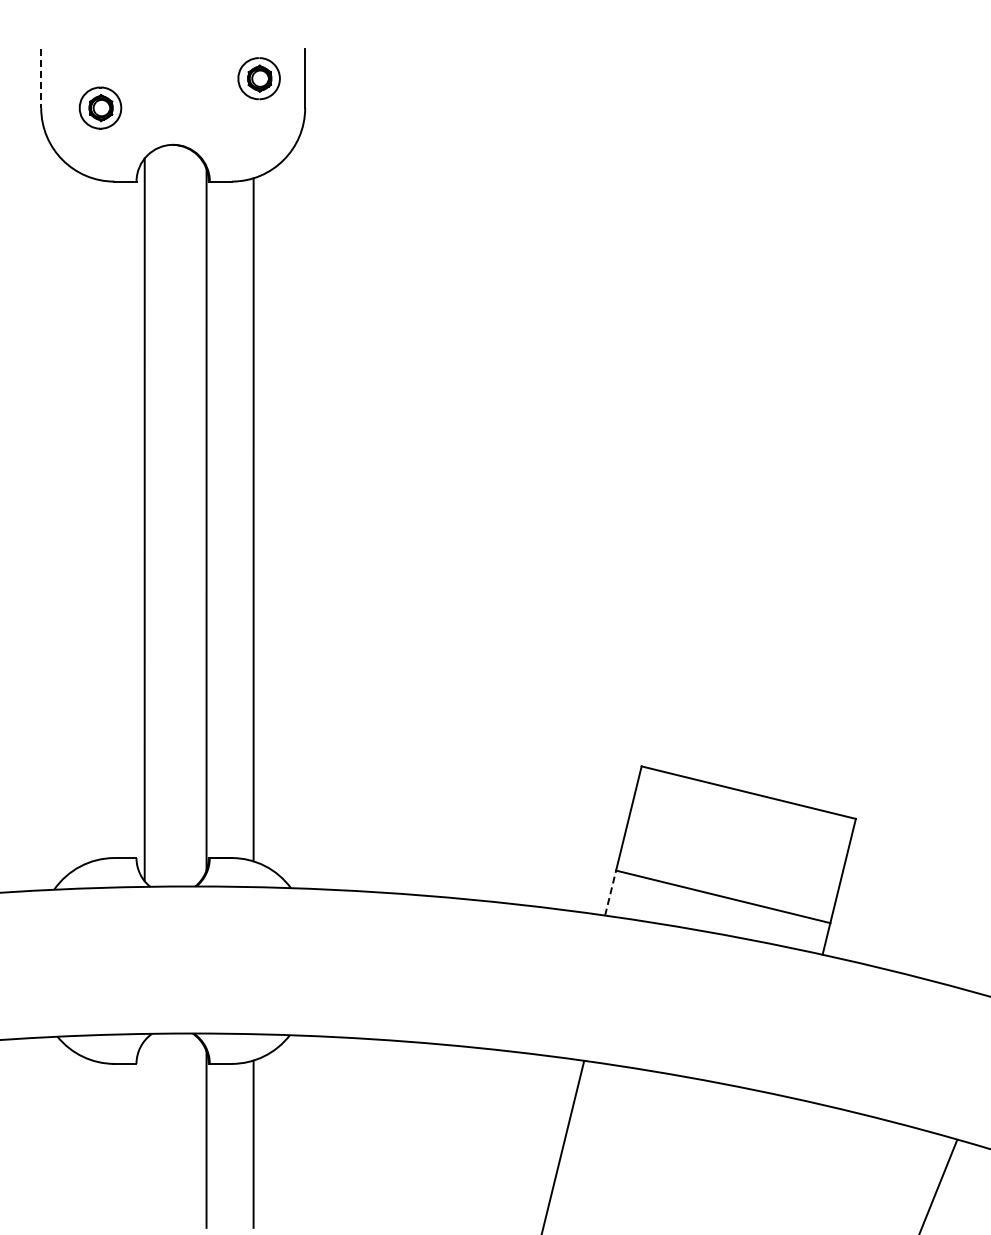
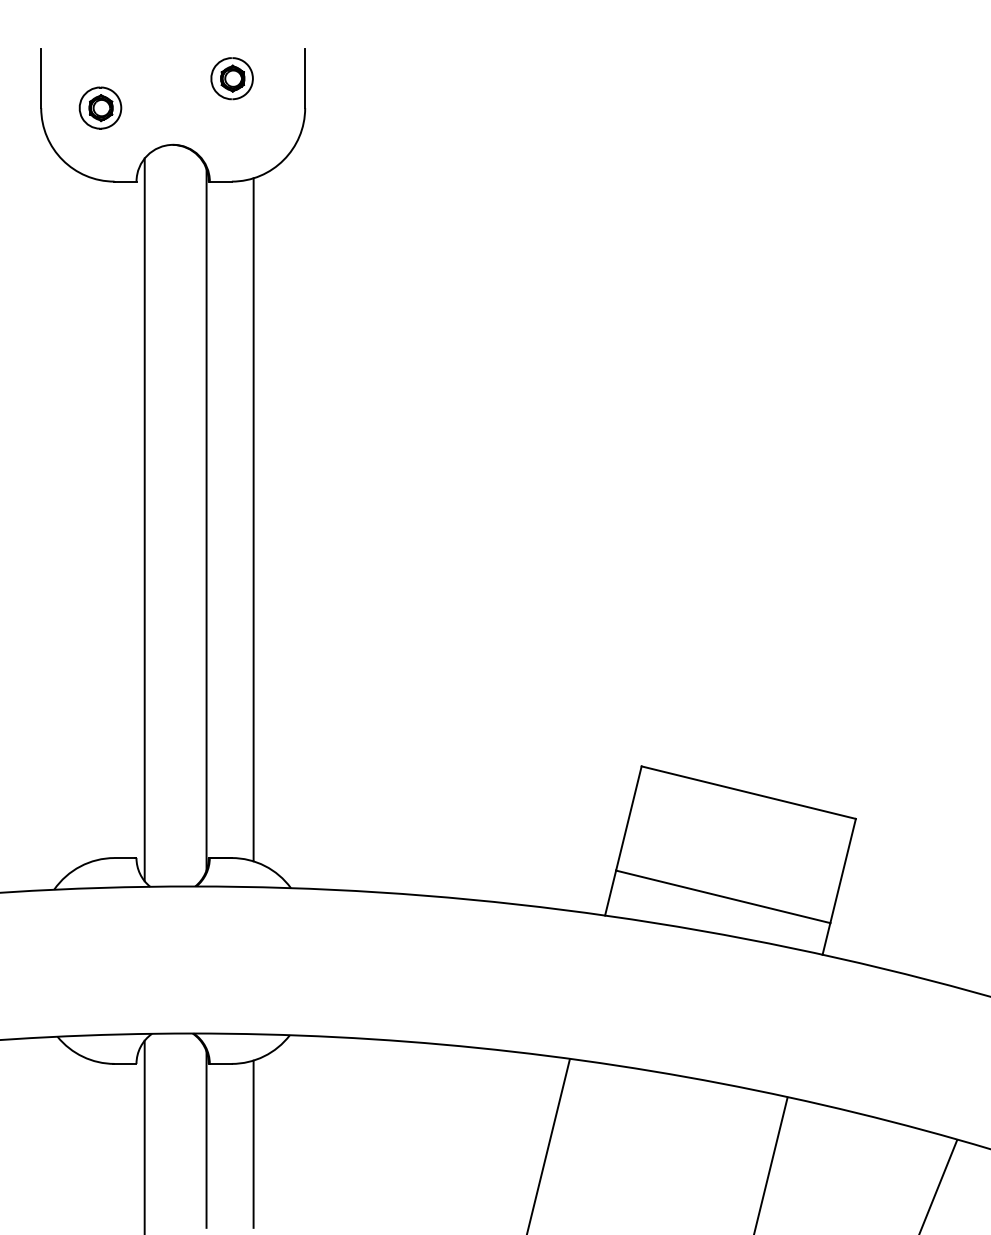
part position: (258, 78) -> (231, 78) (231, 78)
line: dashed -> solid (41, 79)
line: dashed -> solid (610, 892)
line: none -> present (144, 1135)
line position: (562, 1146) -> (548, 1145) (548, 1145)
line: none -> present (770, 1164)
